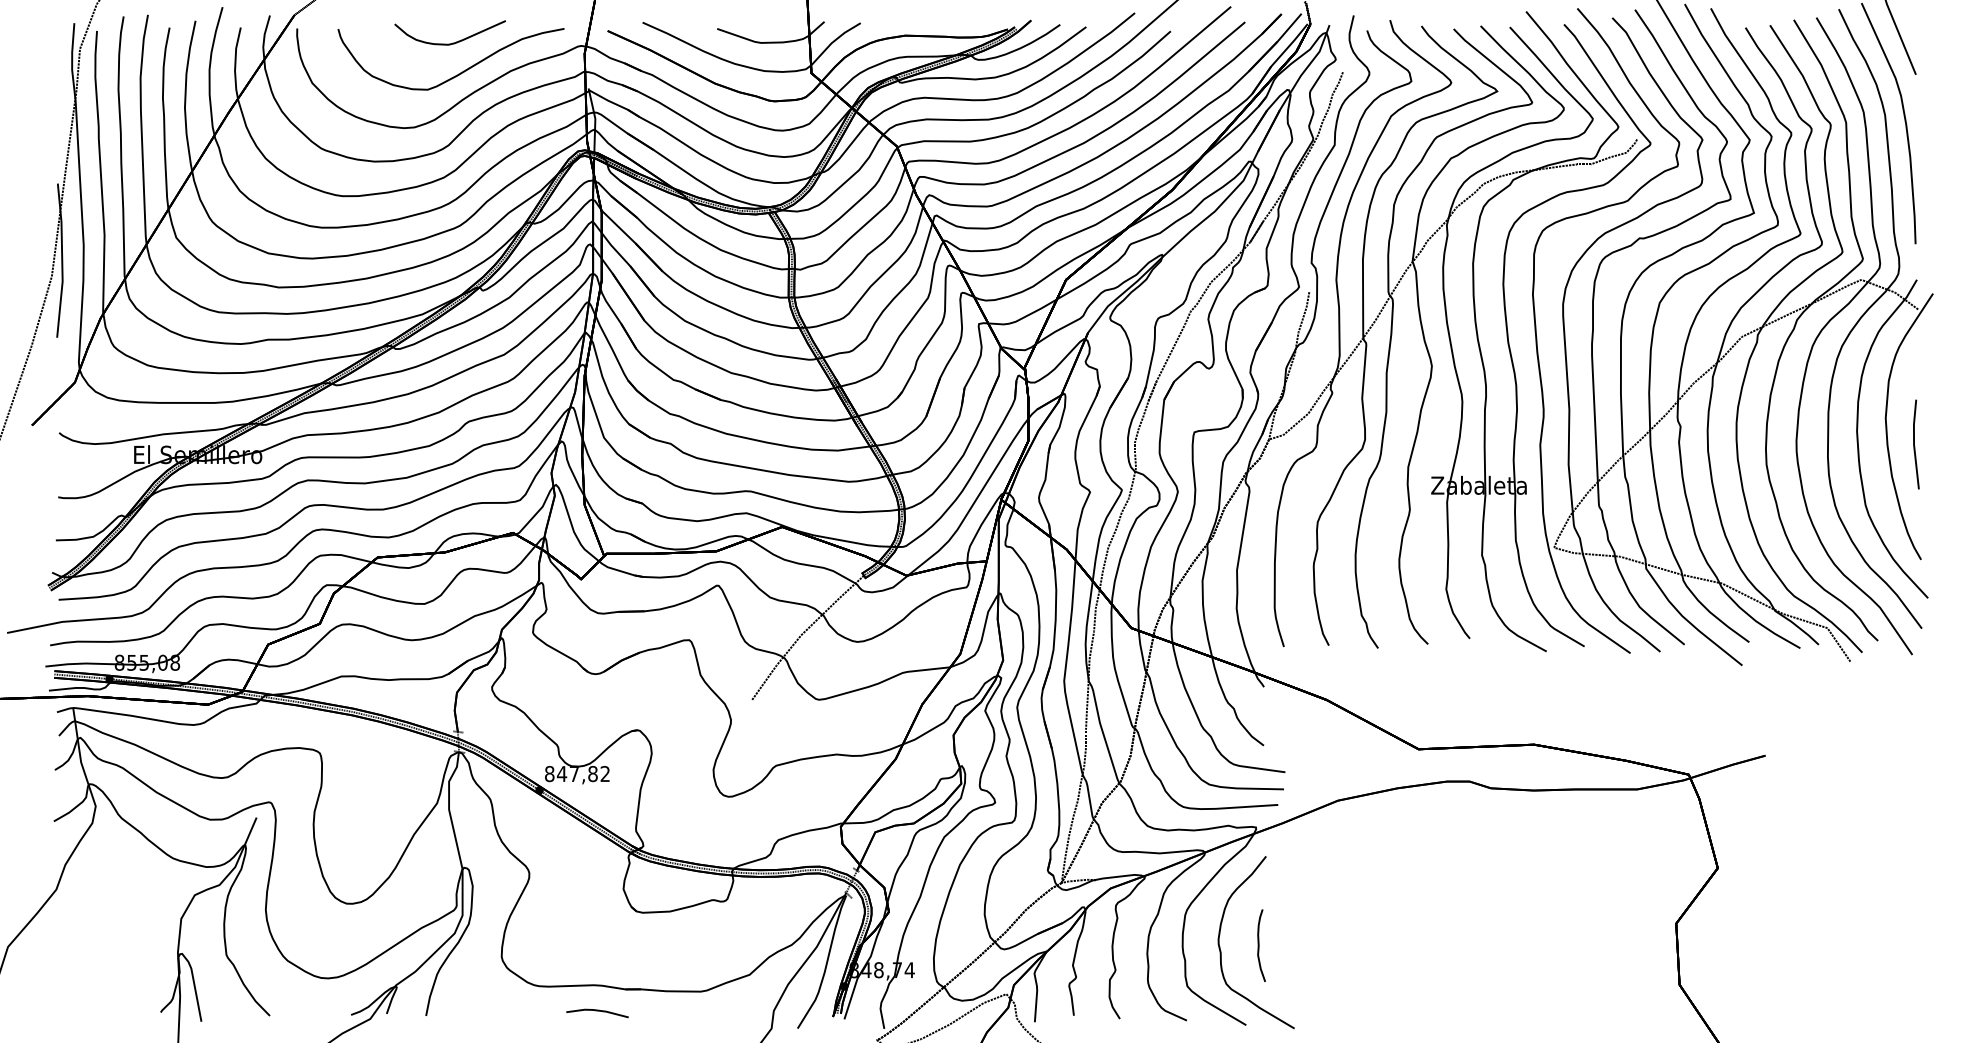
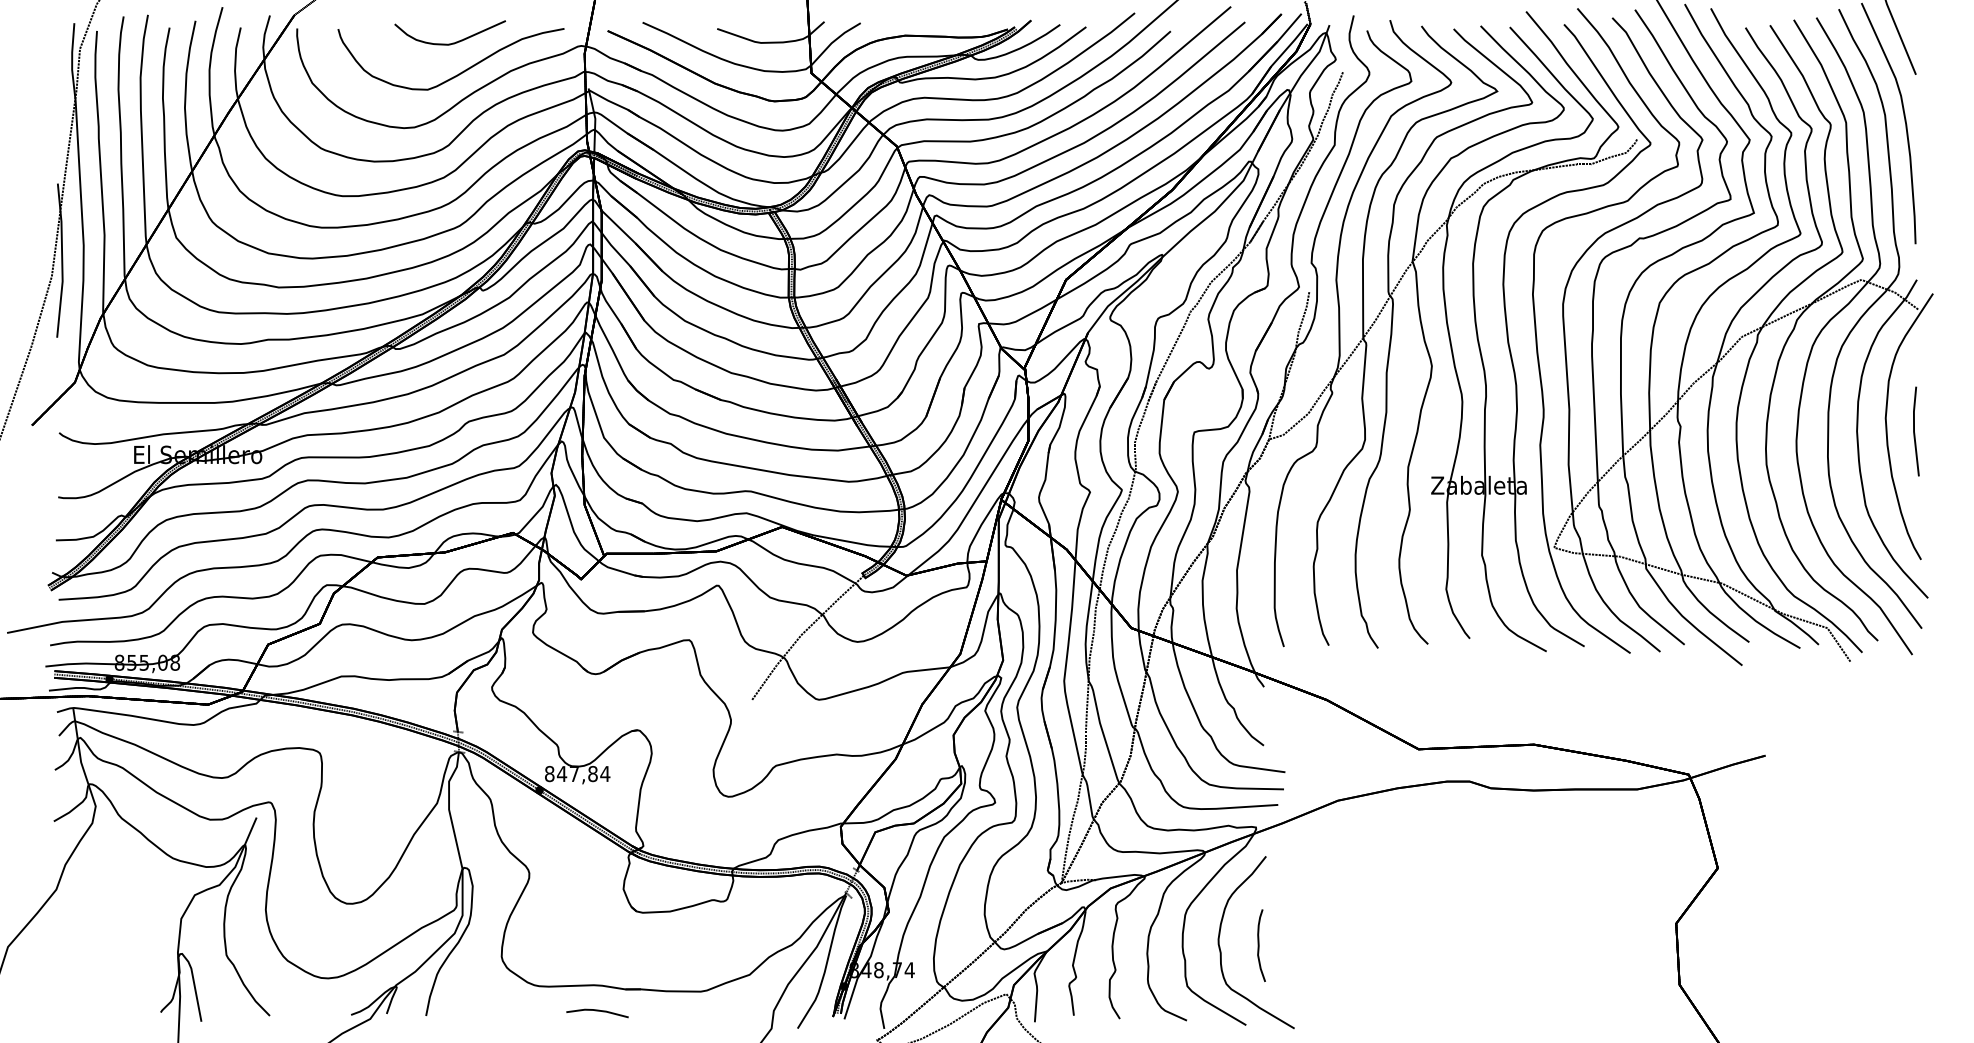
line position: (1914, 444) -> (1914, 431) (1914, 431)
text: 847,82 -> 847,84 (605, 773)
